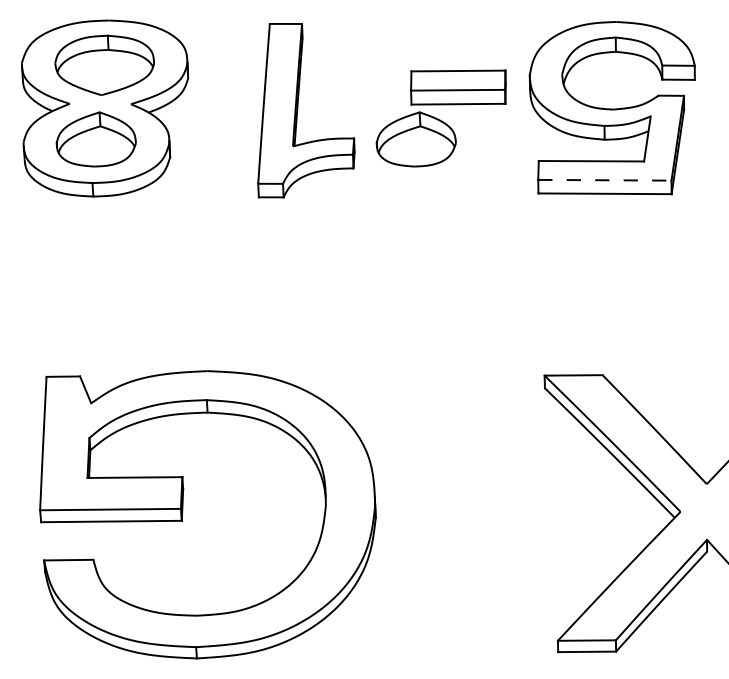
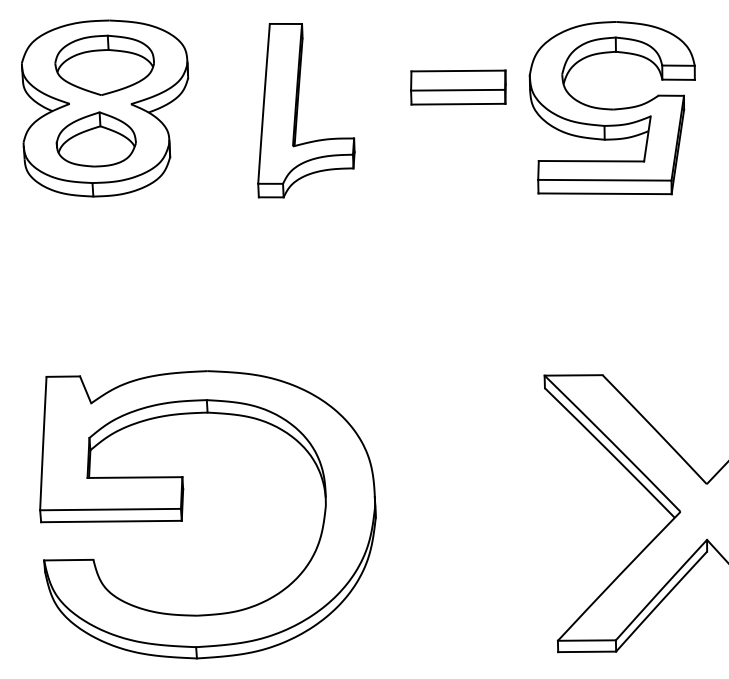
part: present -> none (415, 139)
line: dashed -> solid (604, 180)
